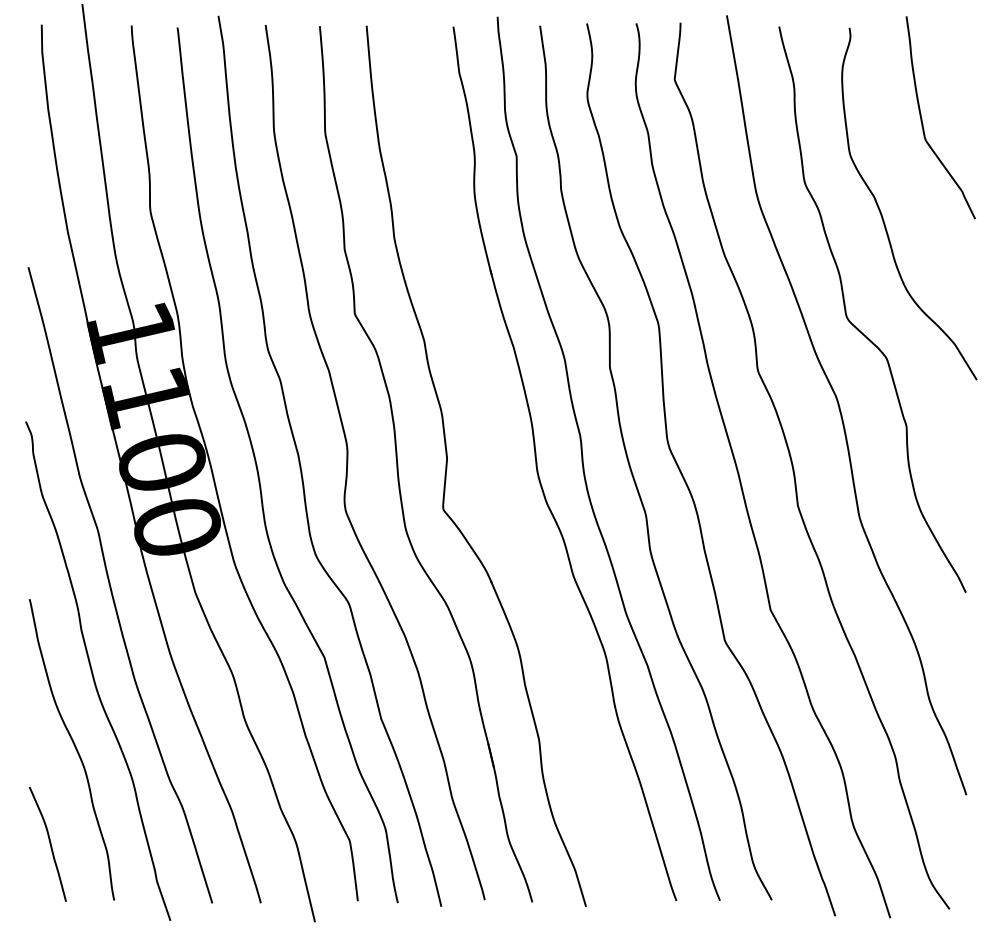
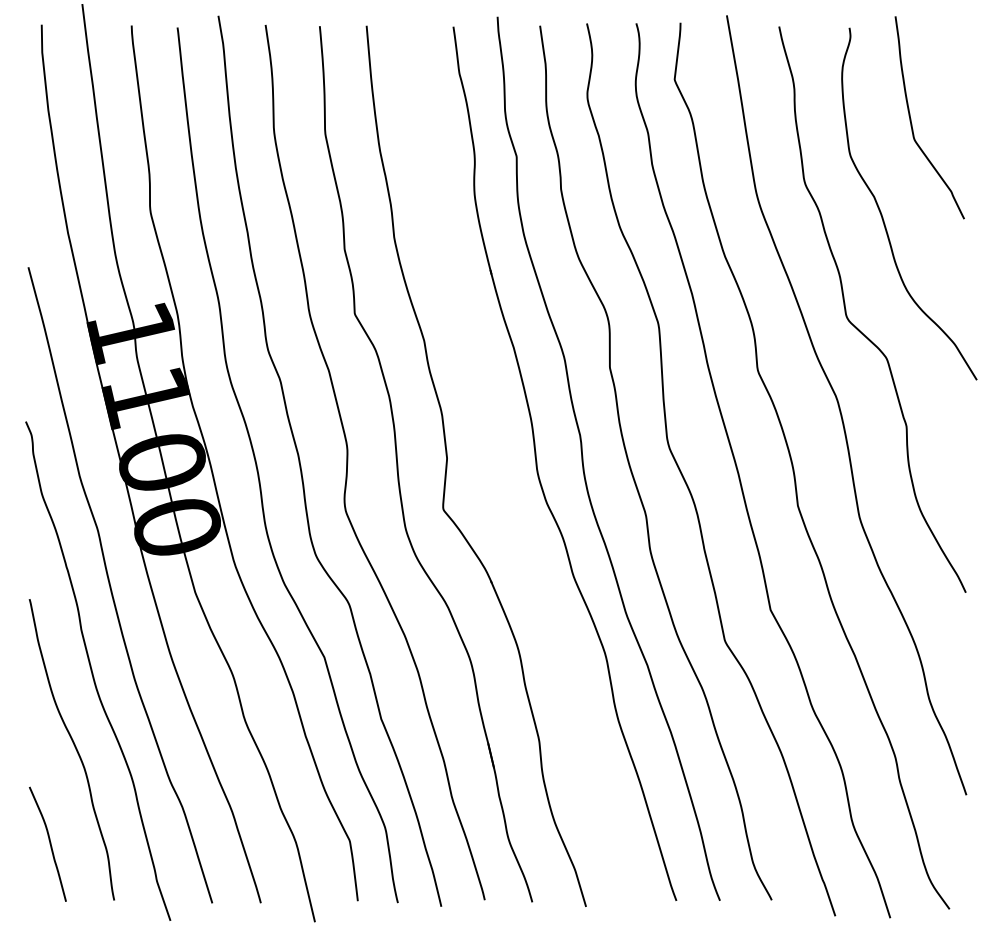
curve position: (922, 118) -> (911, 118) (911, 118)
